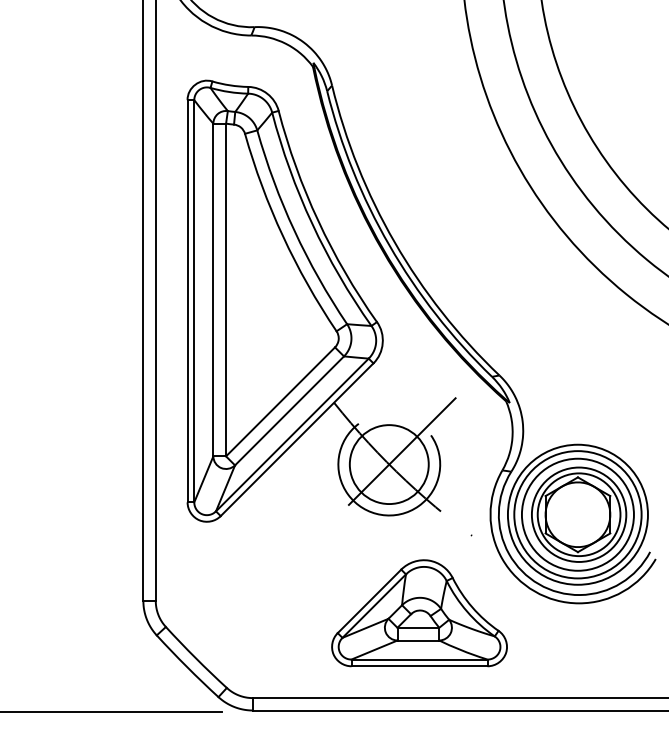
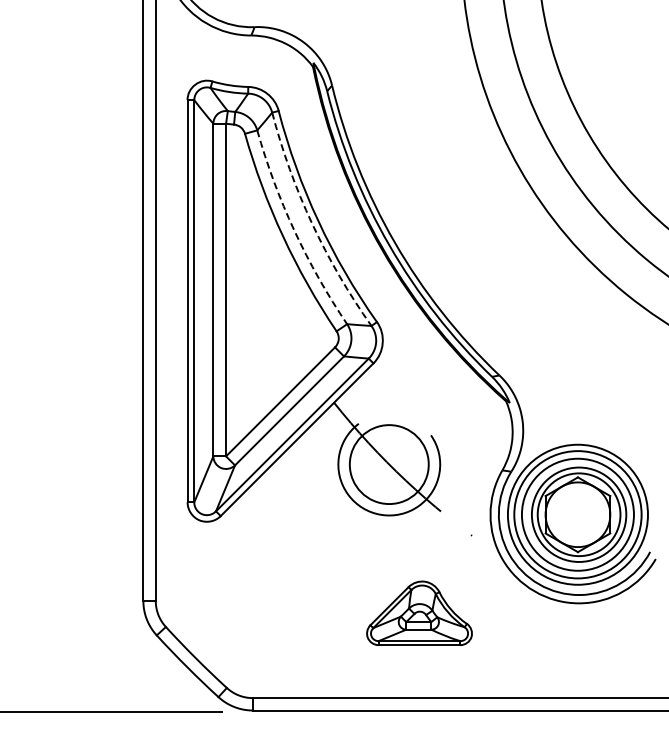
arc: solid -> dashed (312, 223)
arc: solid -> dashed (294, 230)
line: present -> none (396, 456)
part size: 177x109 px -> 107x66 px (419, 612)
